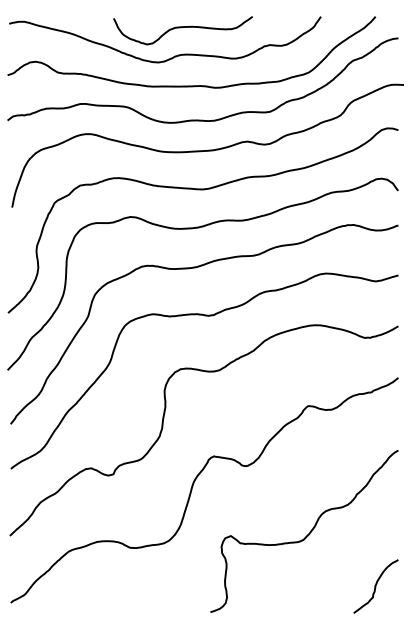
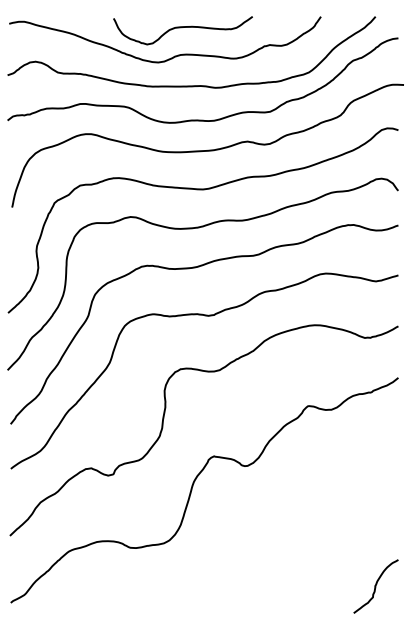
curve: present -> none (307, 534)
